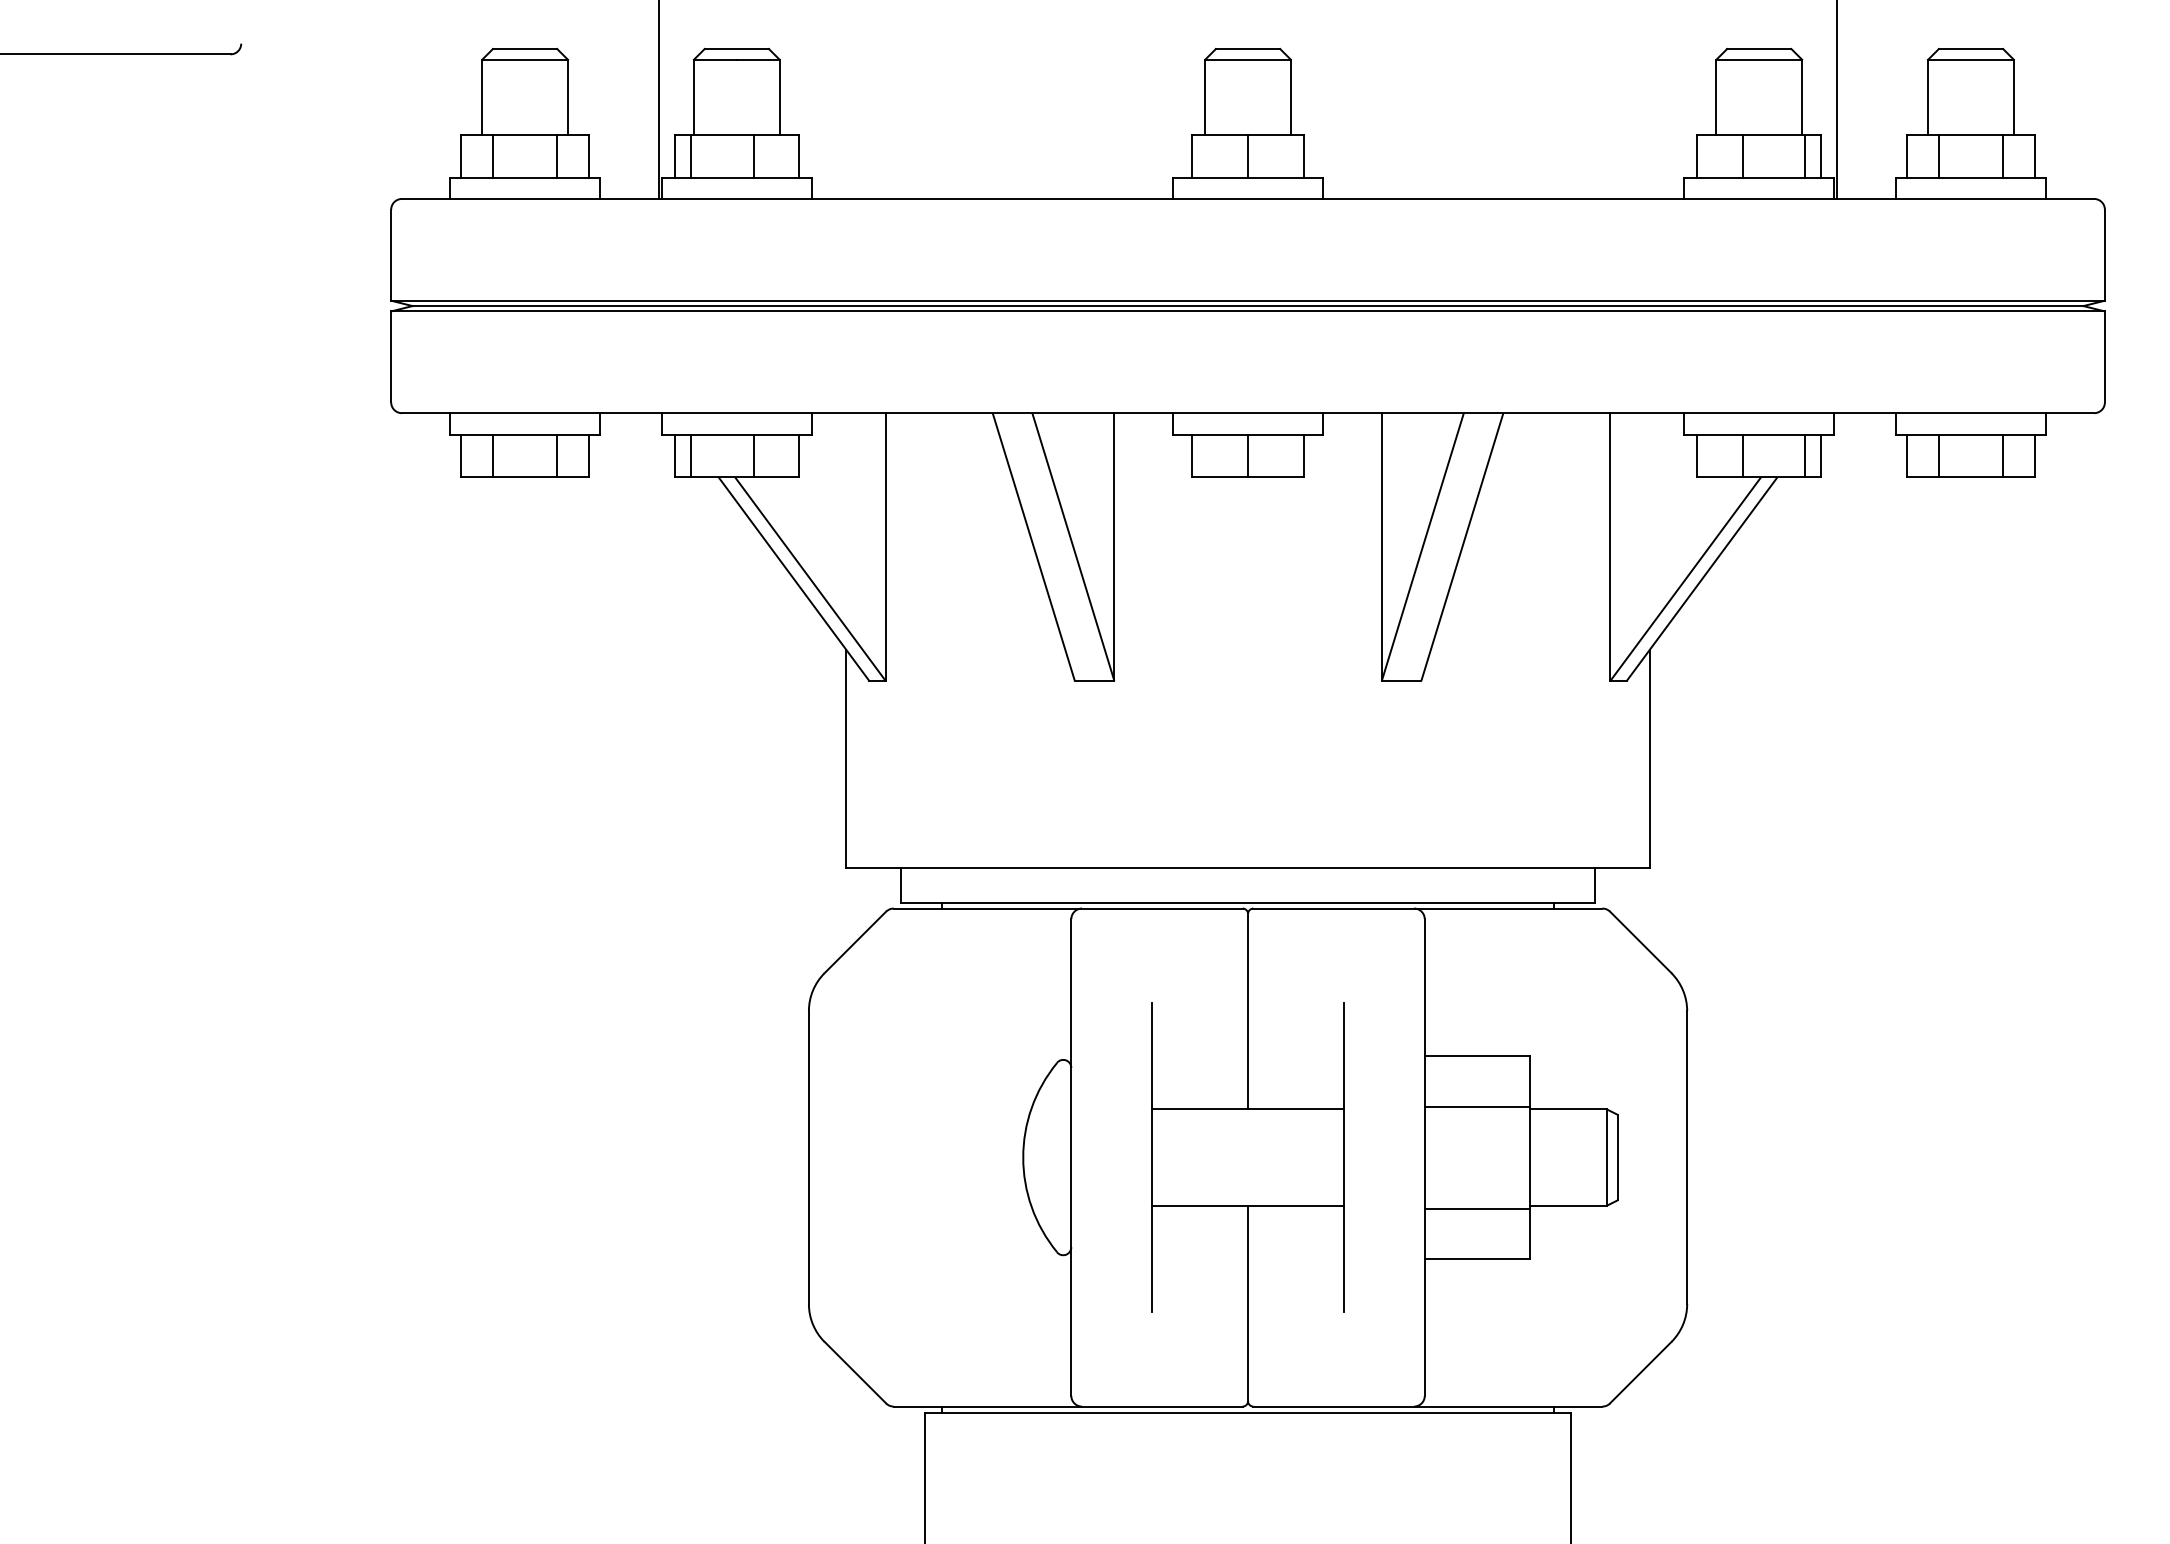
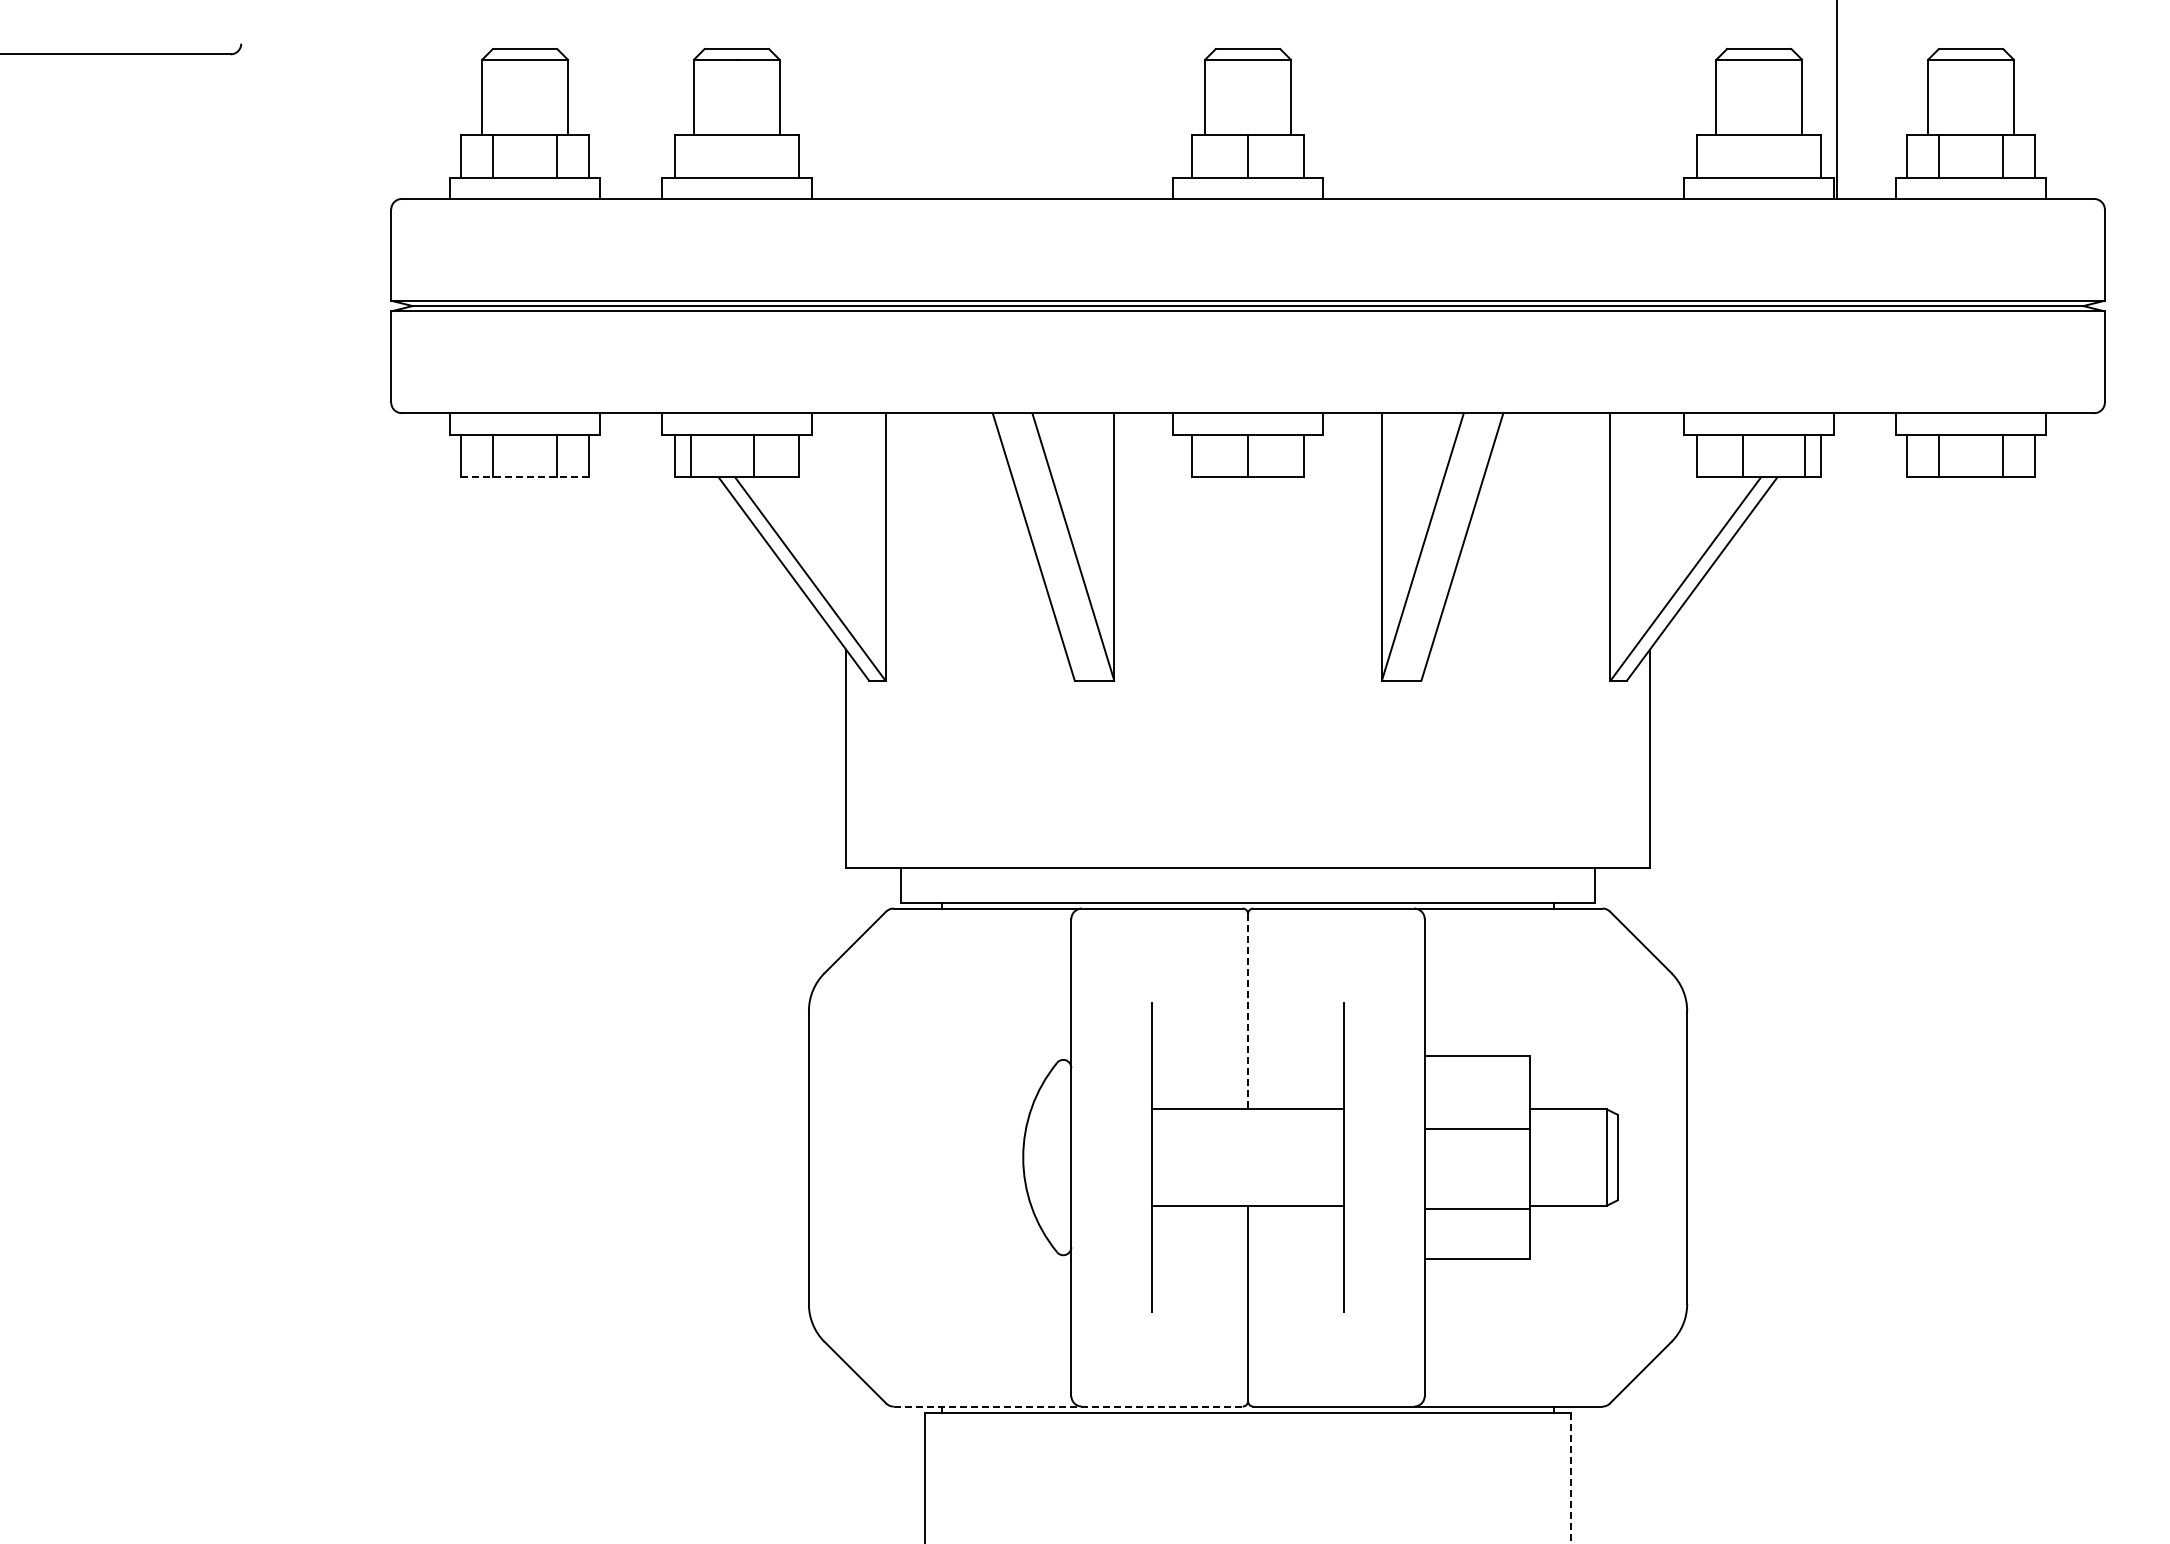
line: present -> none (658, 100)
line: present -> none (691, 155)
line: present -> none (753, 155)
line: present -> none (1742, 155)
line: present -> none (1804, 155)
line: solid -> dashed (524, 477)
line: solid -> dashed (1248, 1011)
line position: (1477, 1106) -> (1477, 1128) (1477, 1128)
line: solid -> dashed (1068, 1406)
line: solid -> dashed (1570, 1478)
